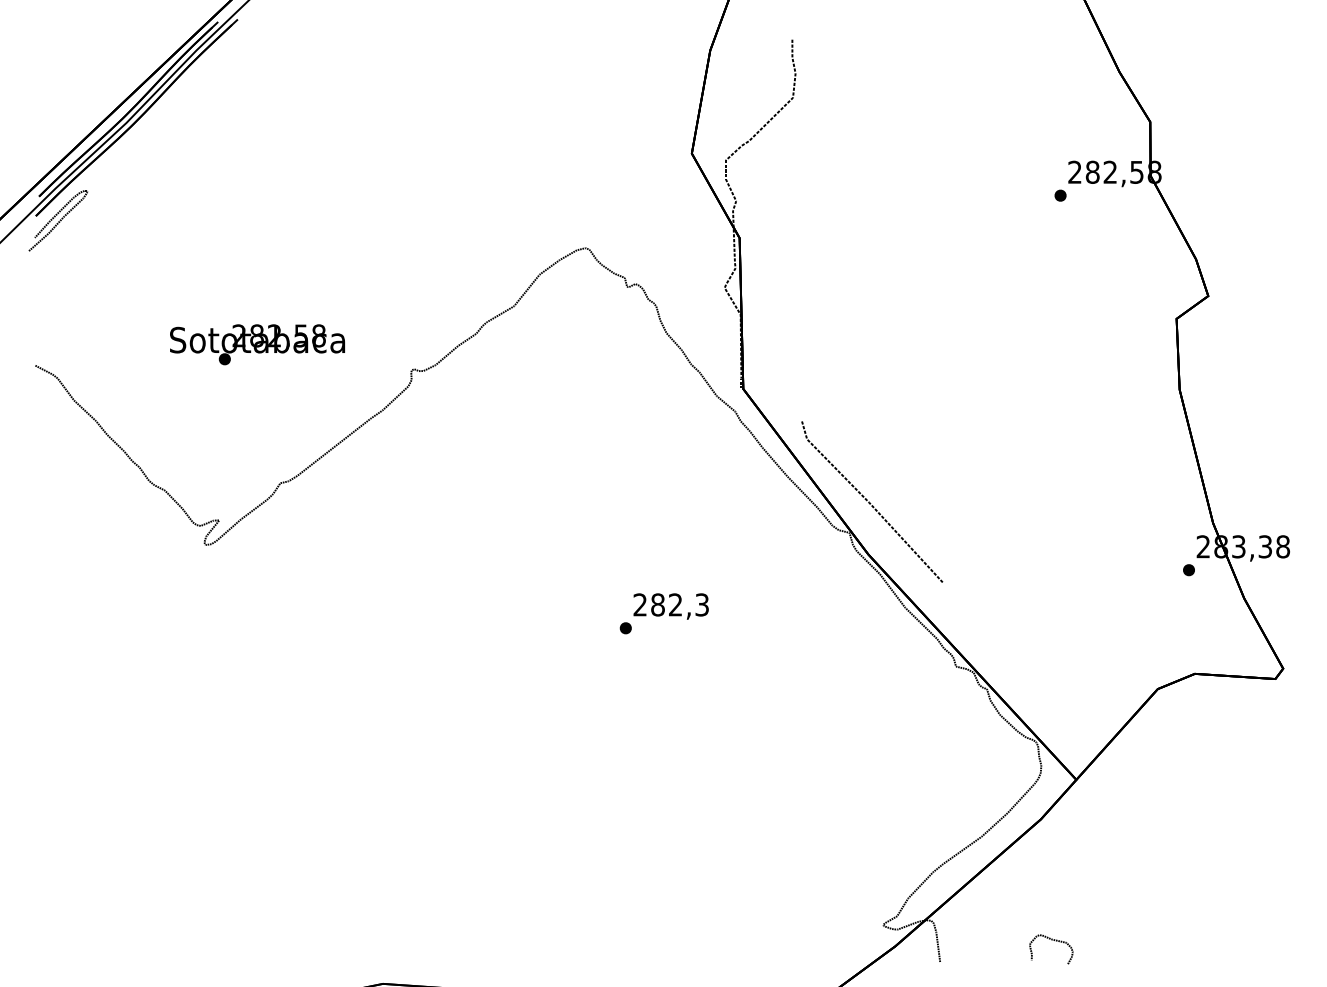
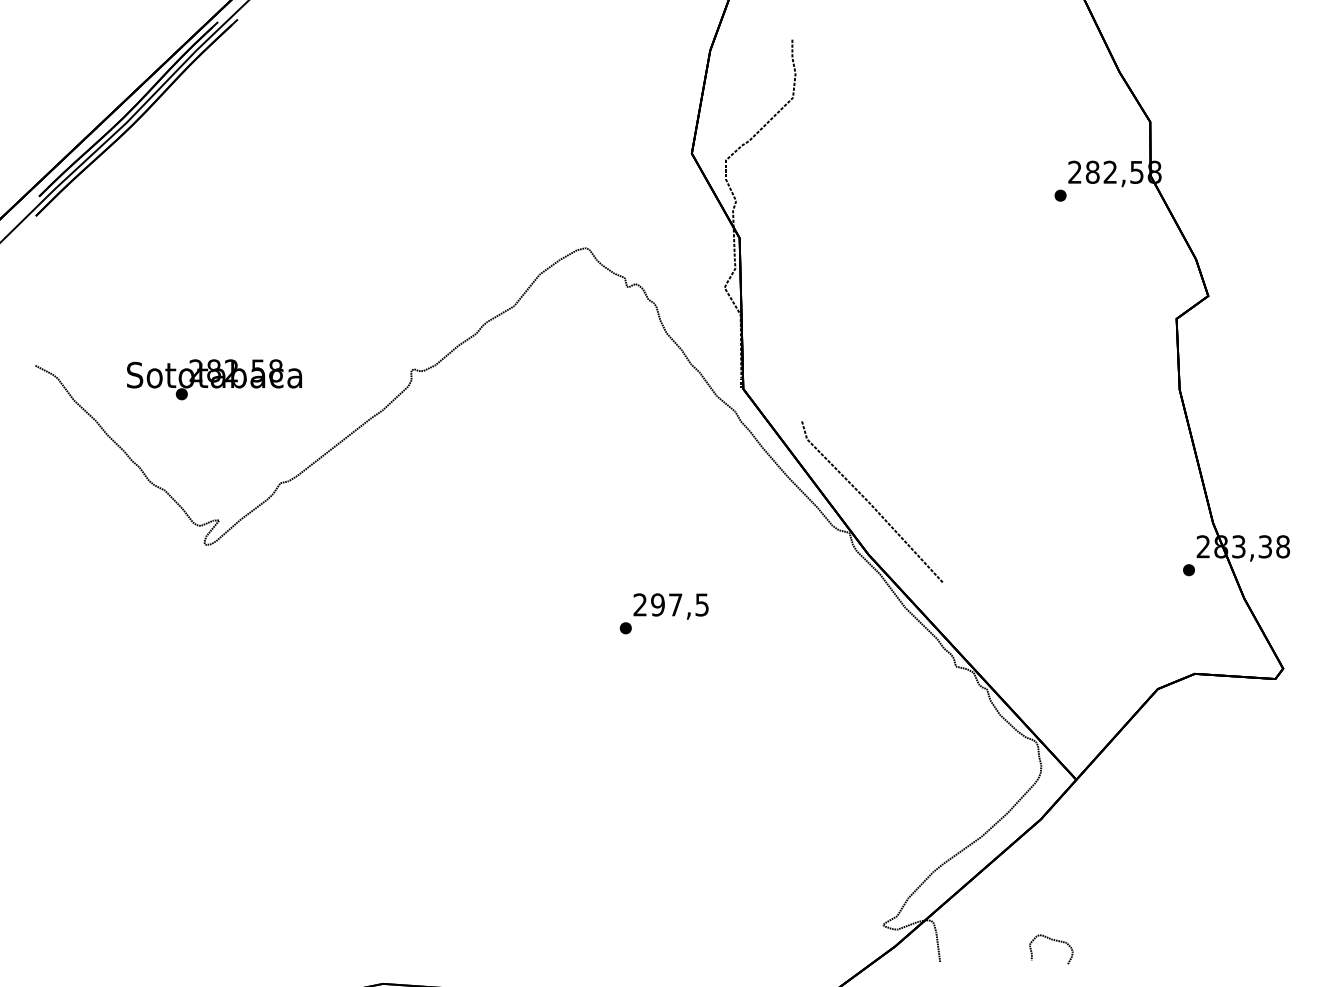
curve: present -> none (59, 220)
text position: (257, 344) -> (214, 379) (214, 379)
text: 282,3 -> 297,5 (679, 604)
